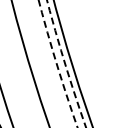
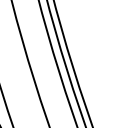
circle: dashed -> solid (57, 63)
circle: dashed -> solid (66, 63)
